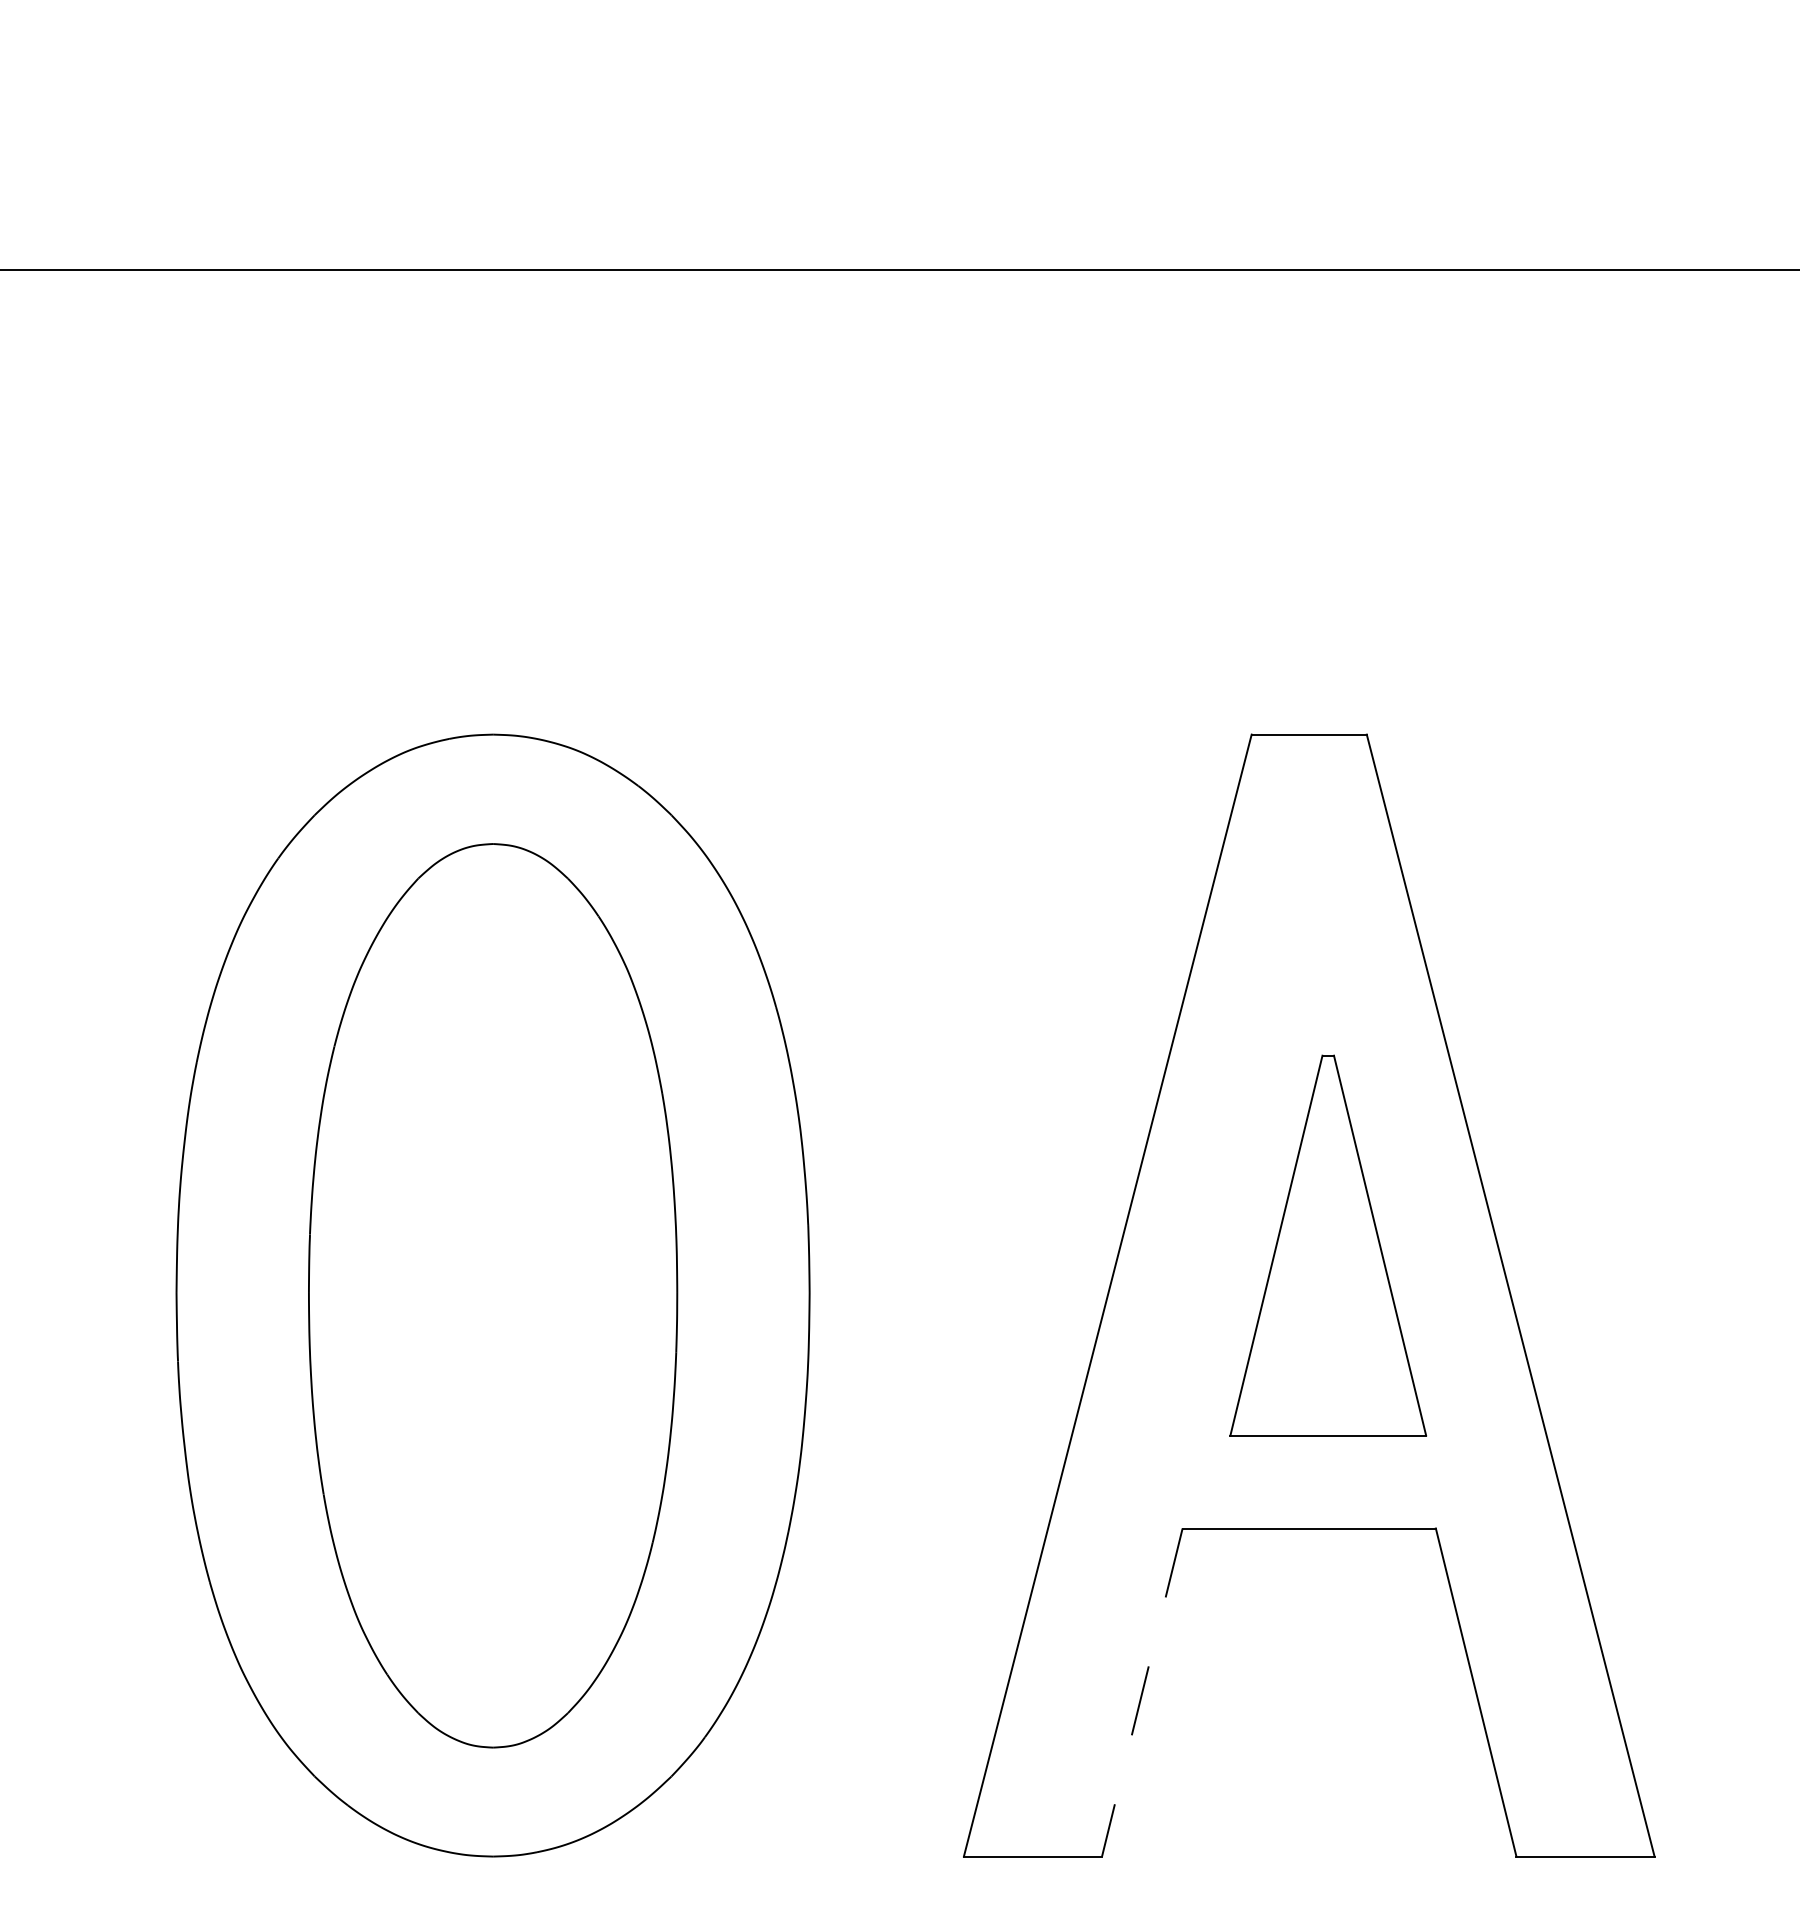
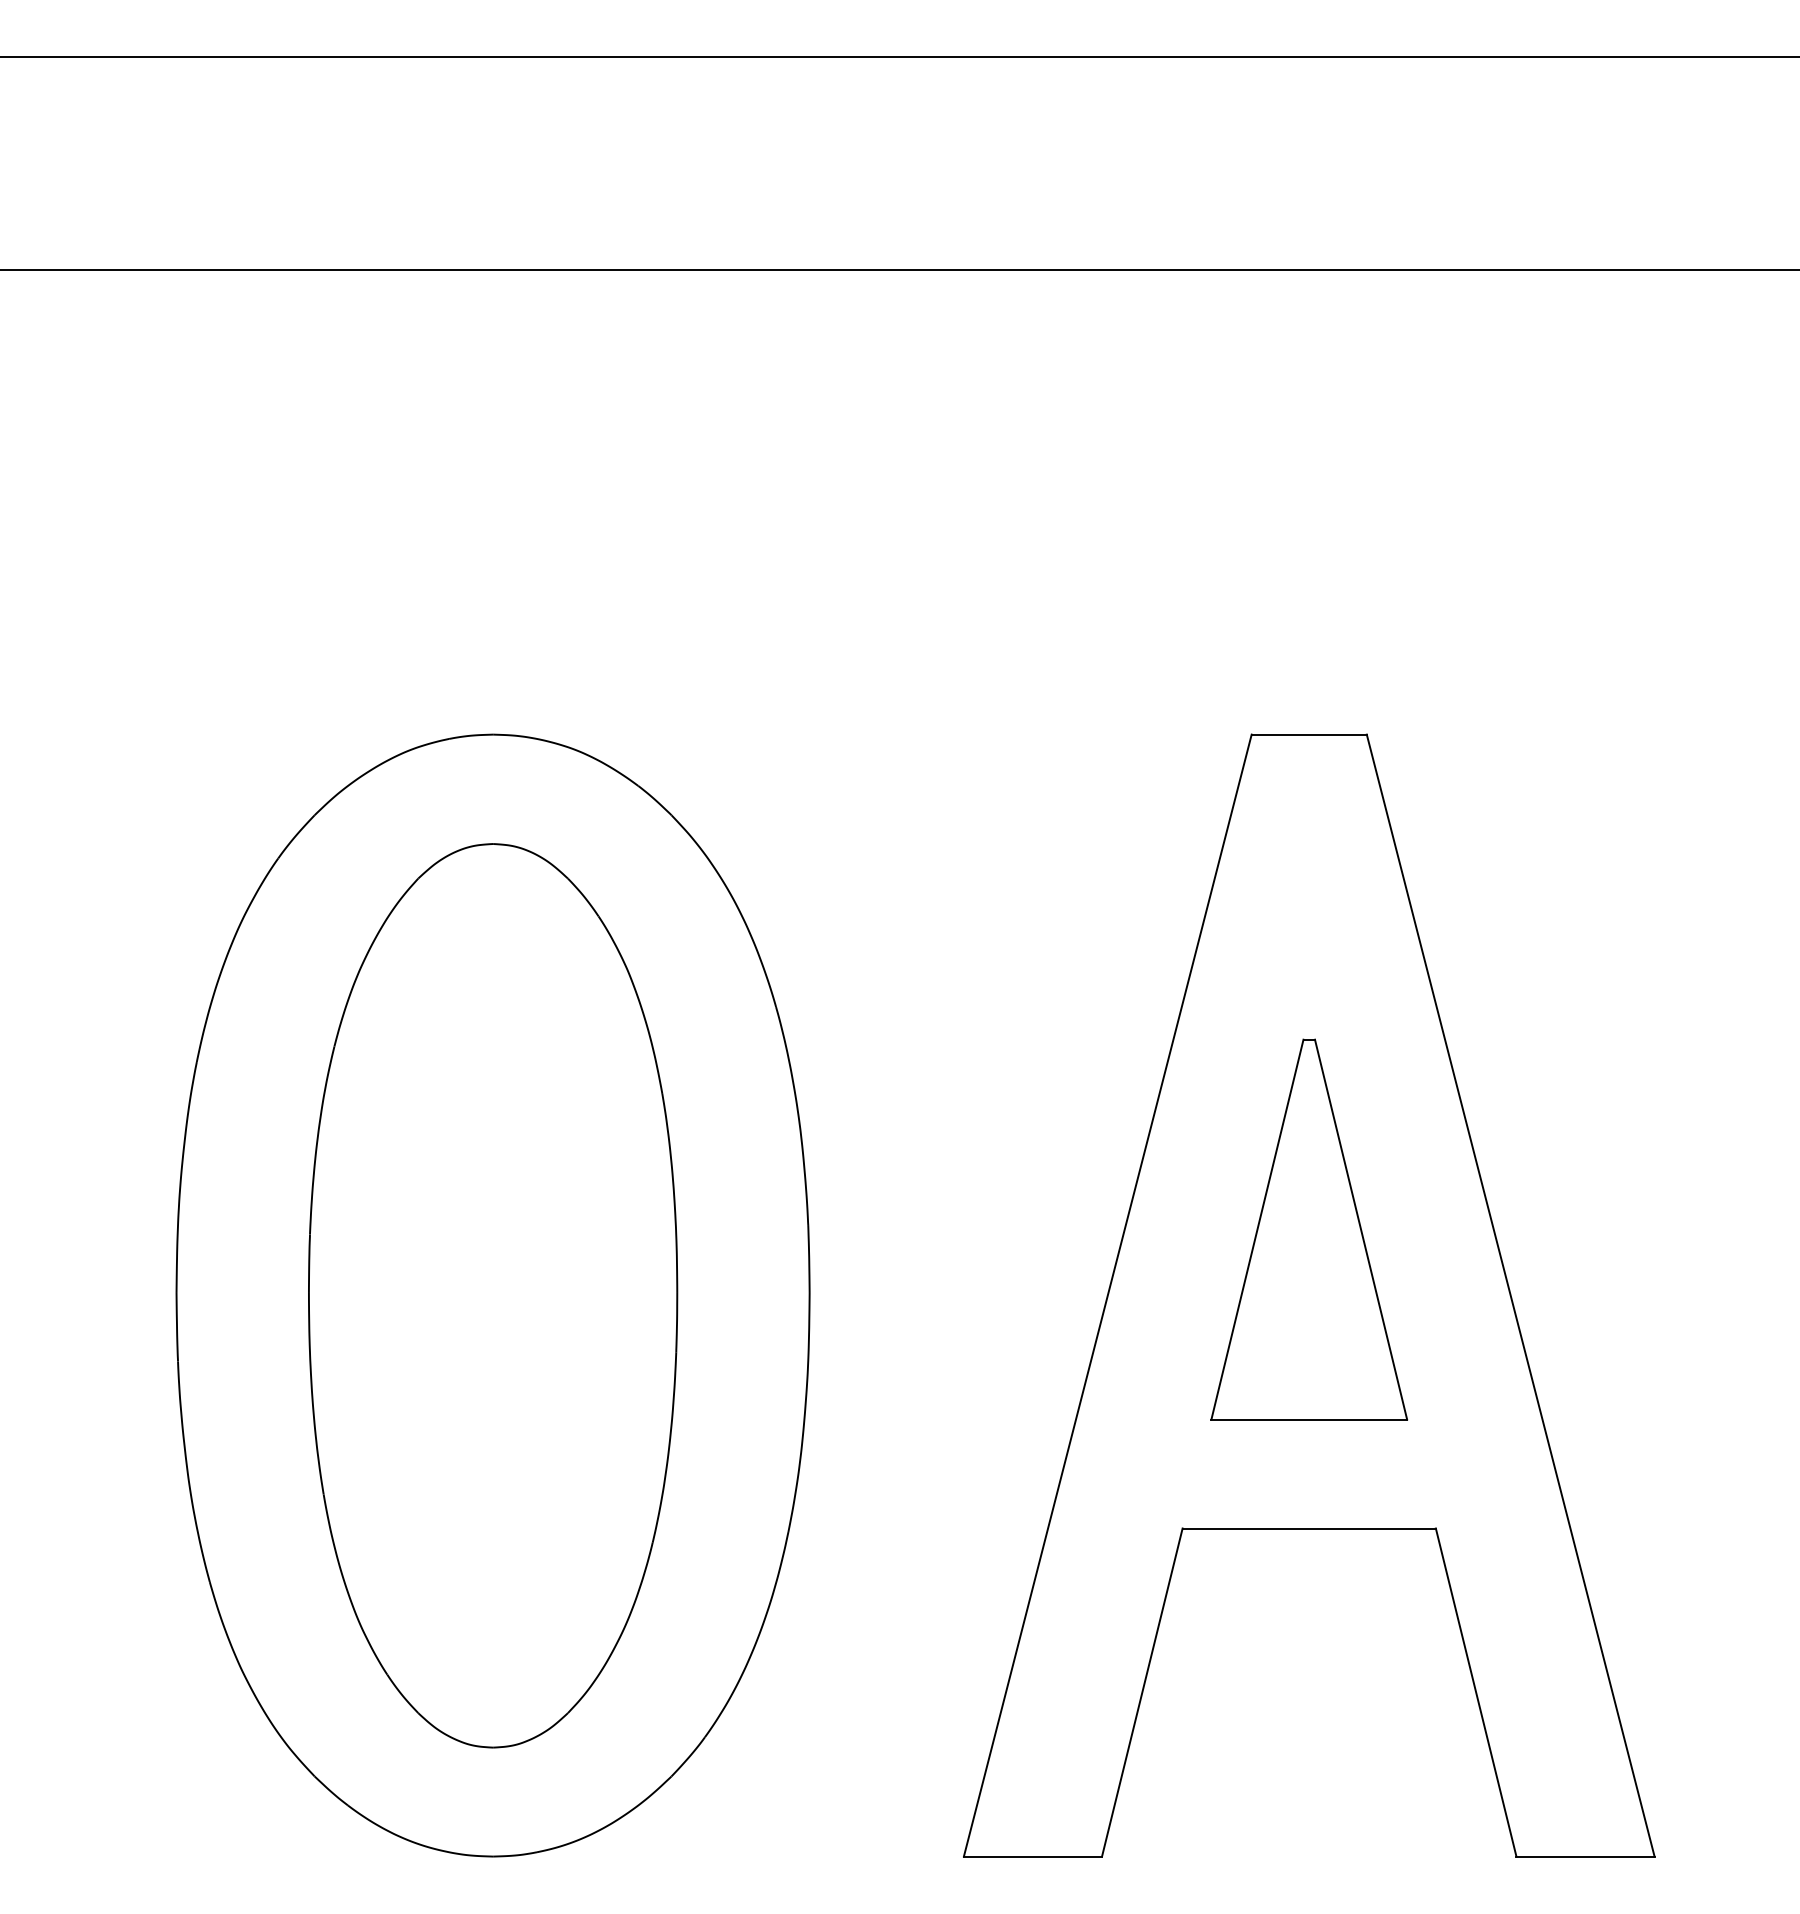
line: none -> present (899, 57)
part position: (1328, 1245) -> (1309, 1229) (1309, 1229)
line: dashed -> solid (1142, 1692)
